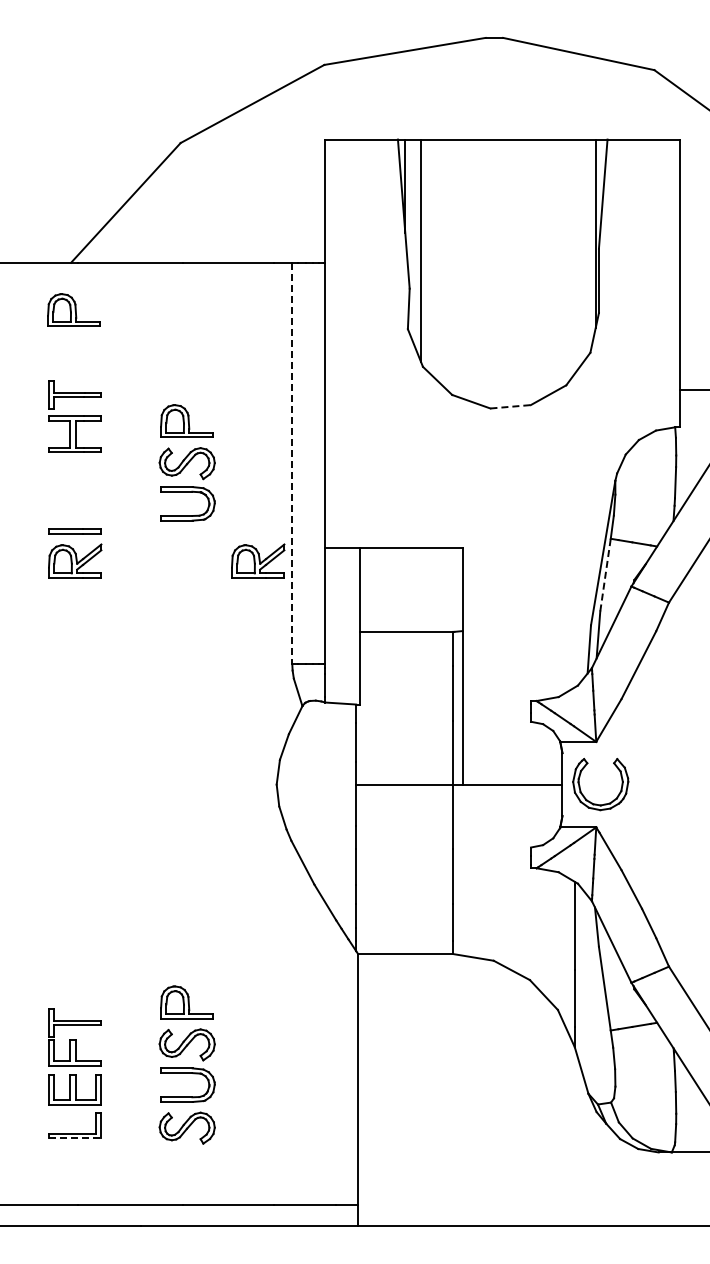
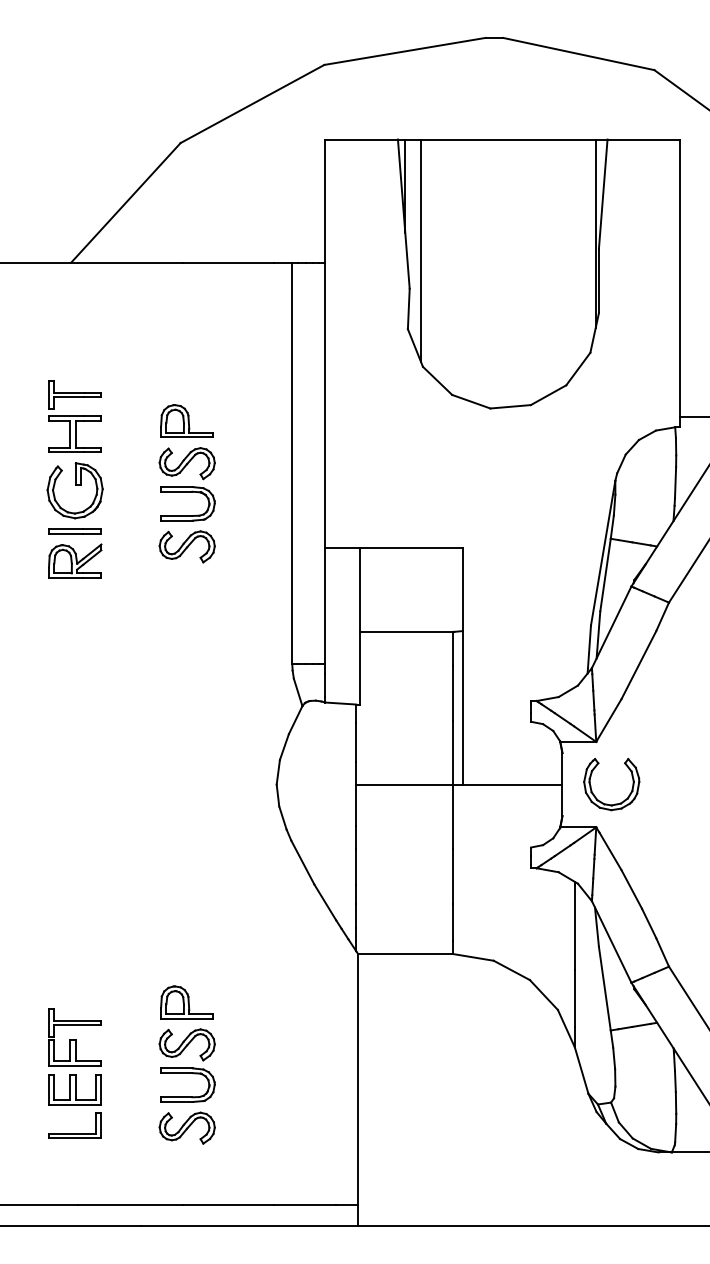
part: present -> none (73, 309)
line position: (693, 389) -> (693, 416) (693, 416)
line: dashed -> solid (511, 406)
line: dashed -> solid (292, 463)
part: none -> present (74, 490)
part: none -> present (186, 546)
part: present -> none (258, 560)
line: dashed -> solid (605, 575)
part position: (584, 795) -> (595, 795) (595, 795)
line: dashed -> solid (75, 1138)
